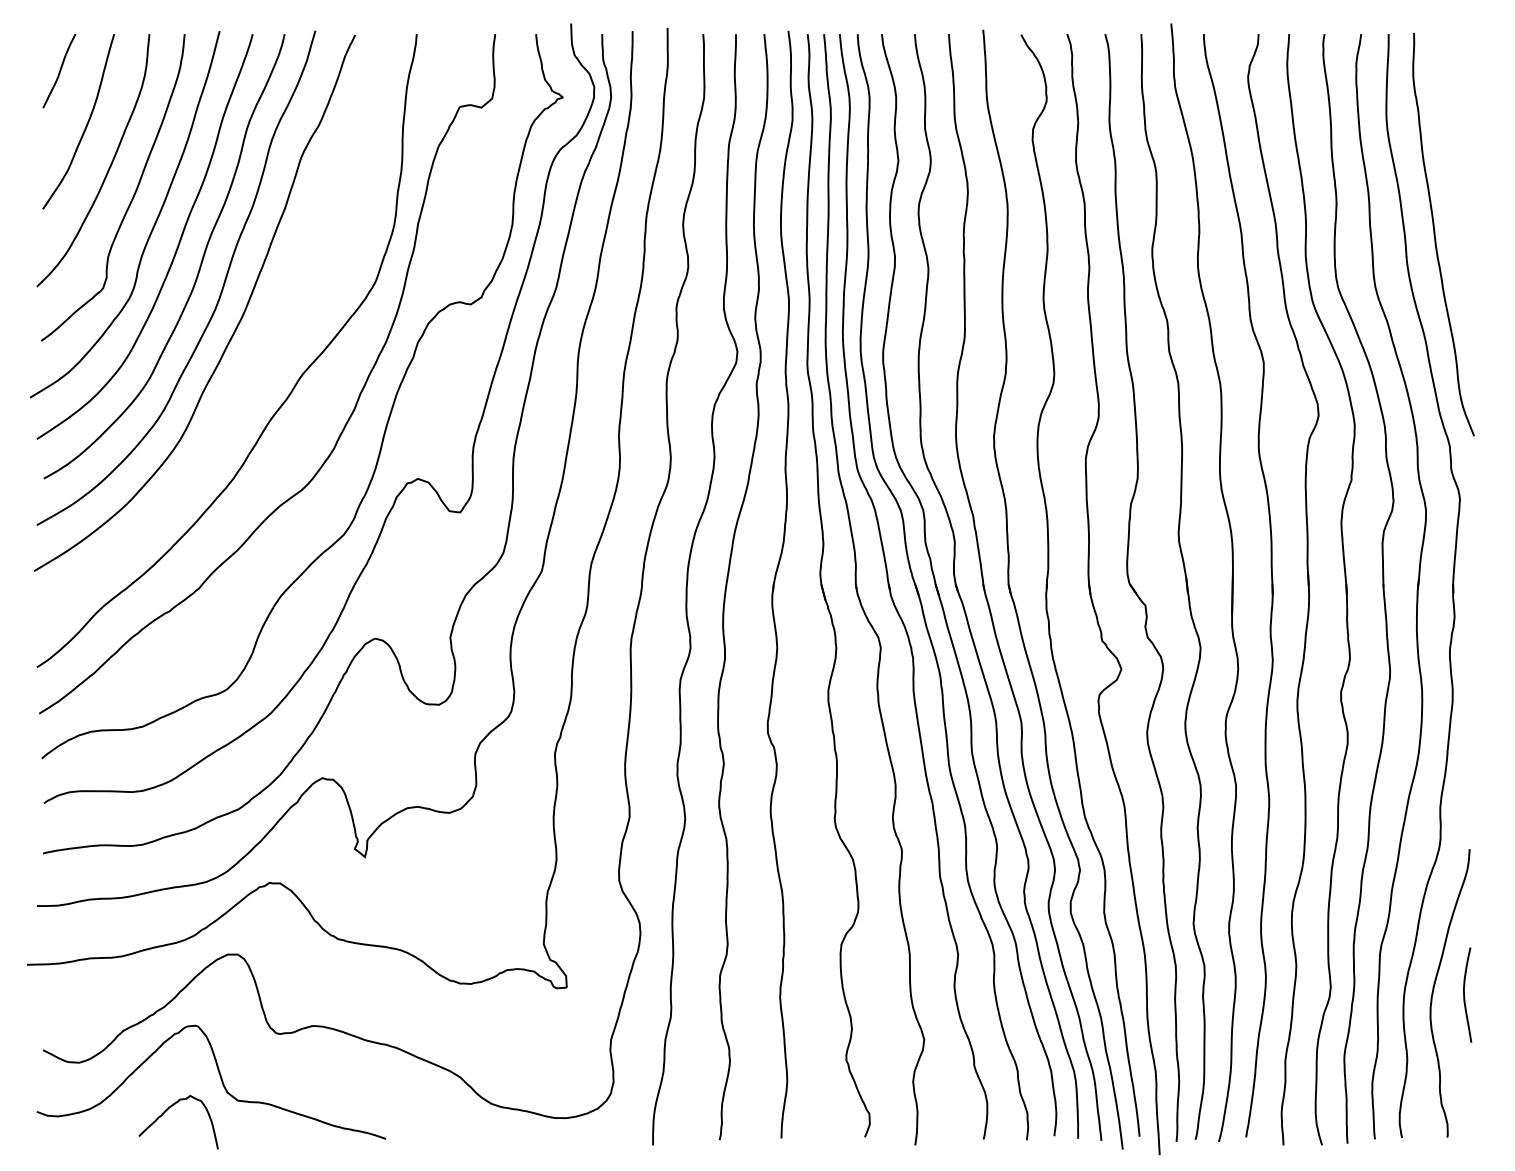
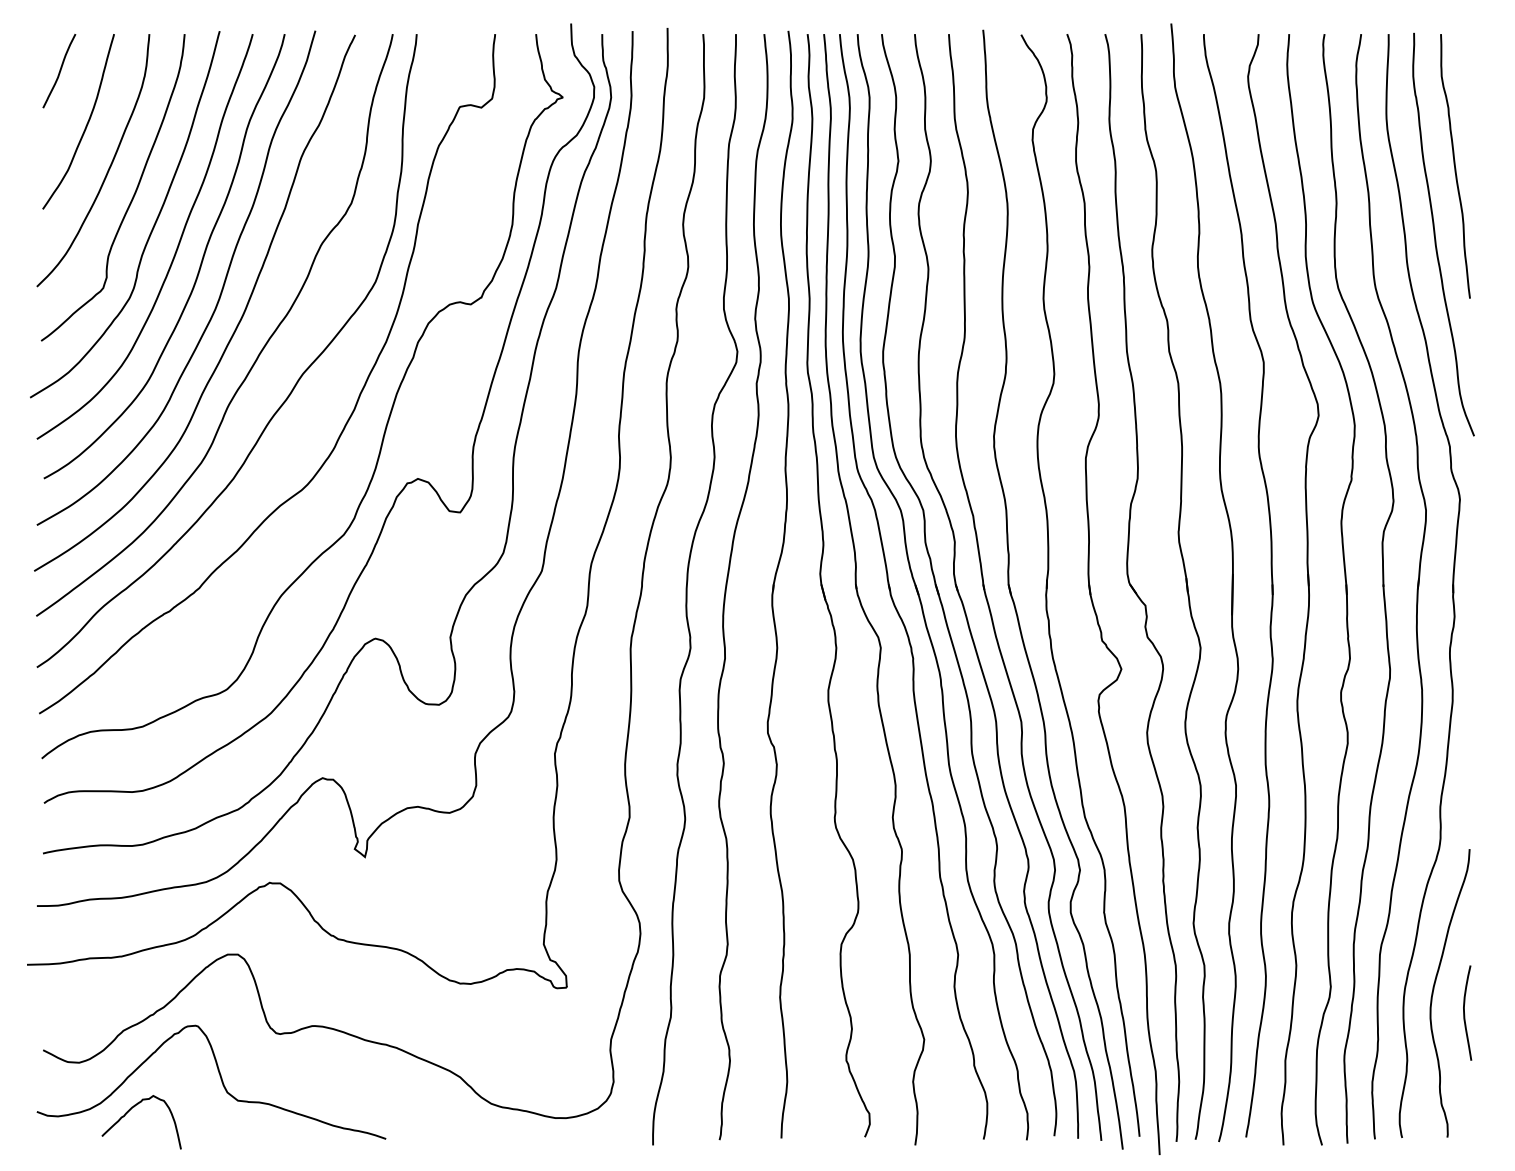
curve: none -> present (1455, 166)
curve: none -> present (260, 350)
curve position: (1465, 996) -> (1465, 1014) (1465, 1014)
curve position: (167, 1110) -> (130, 1110) (130, 1110)
